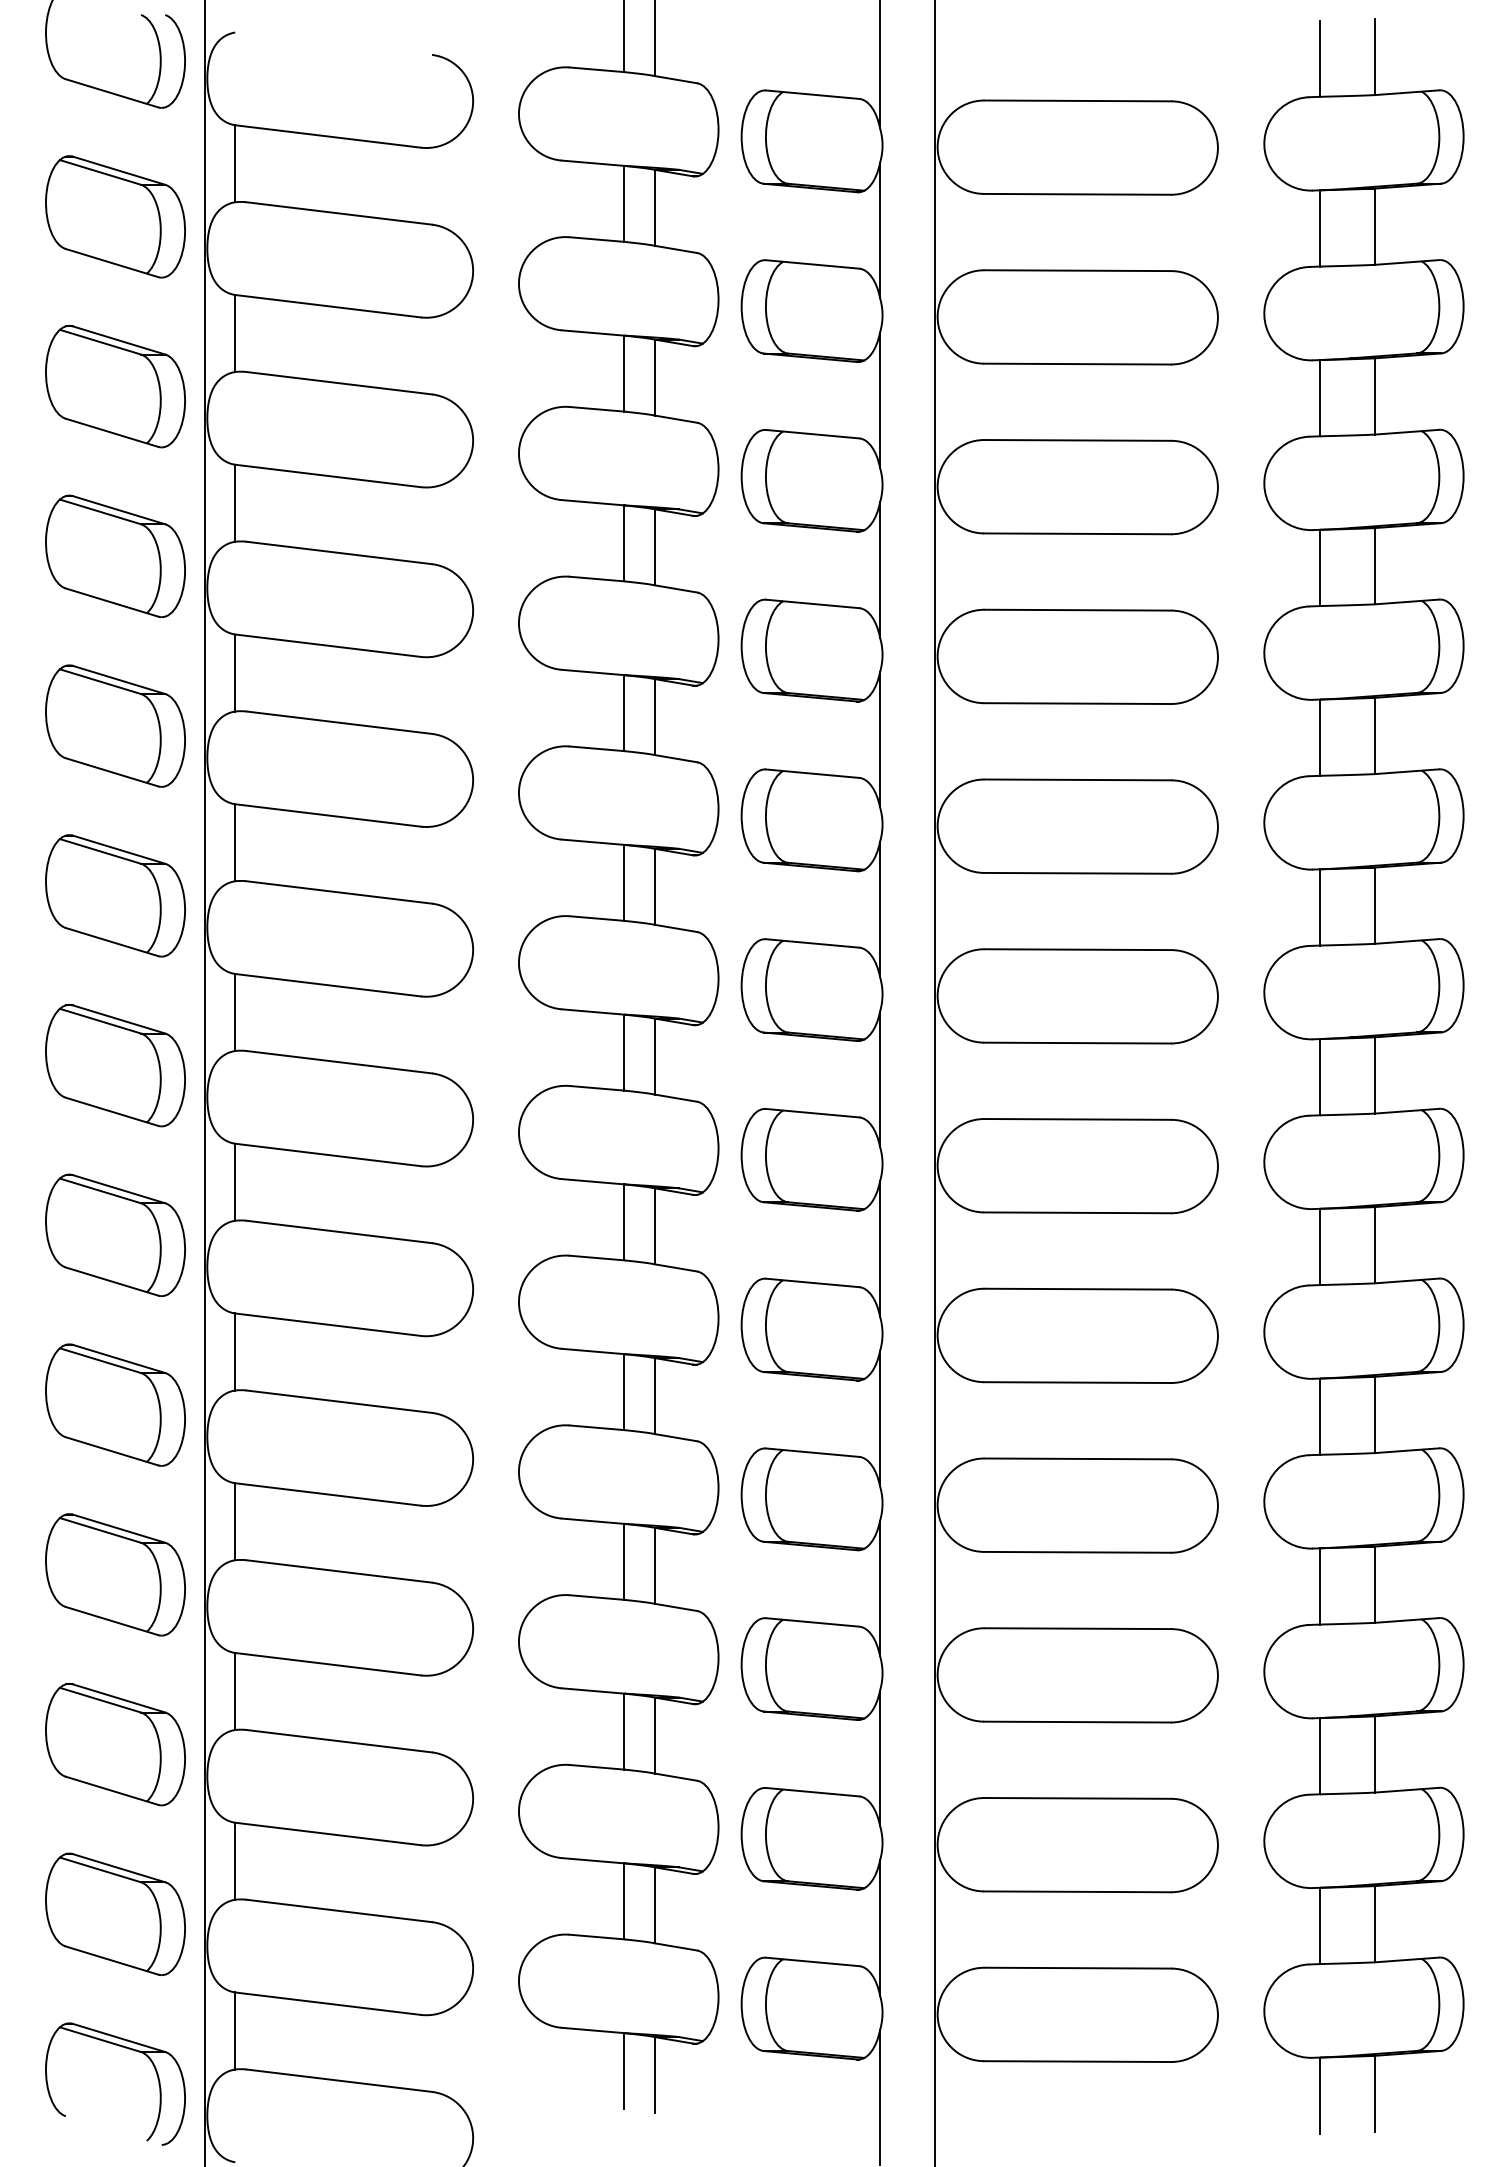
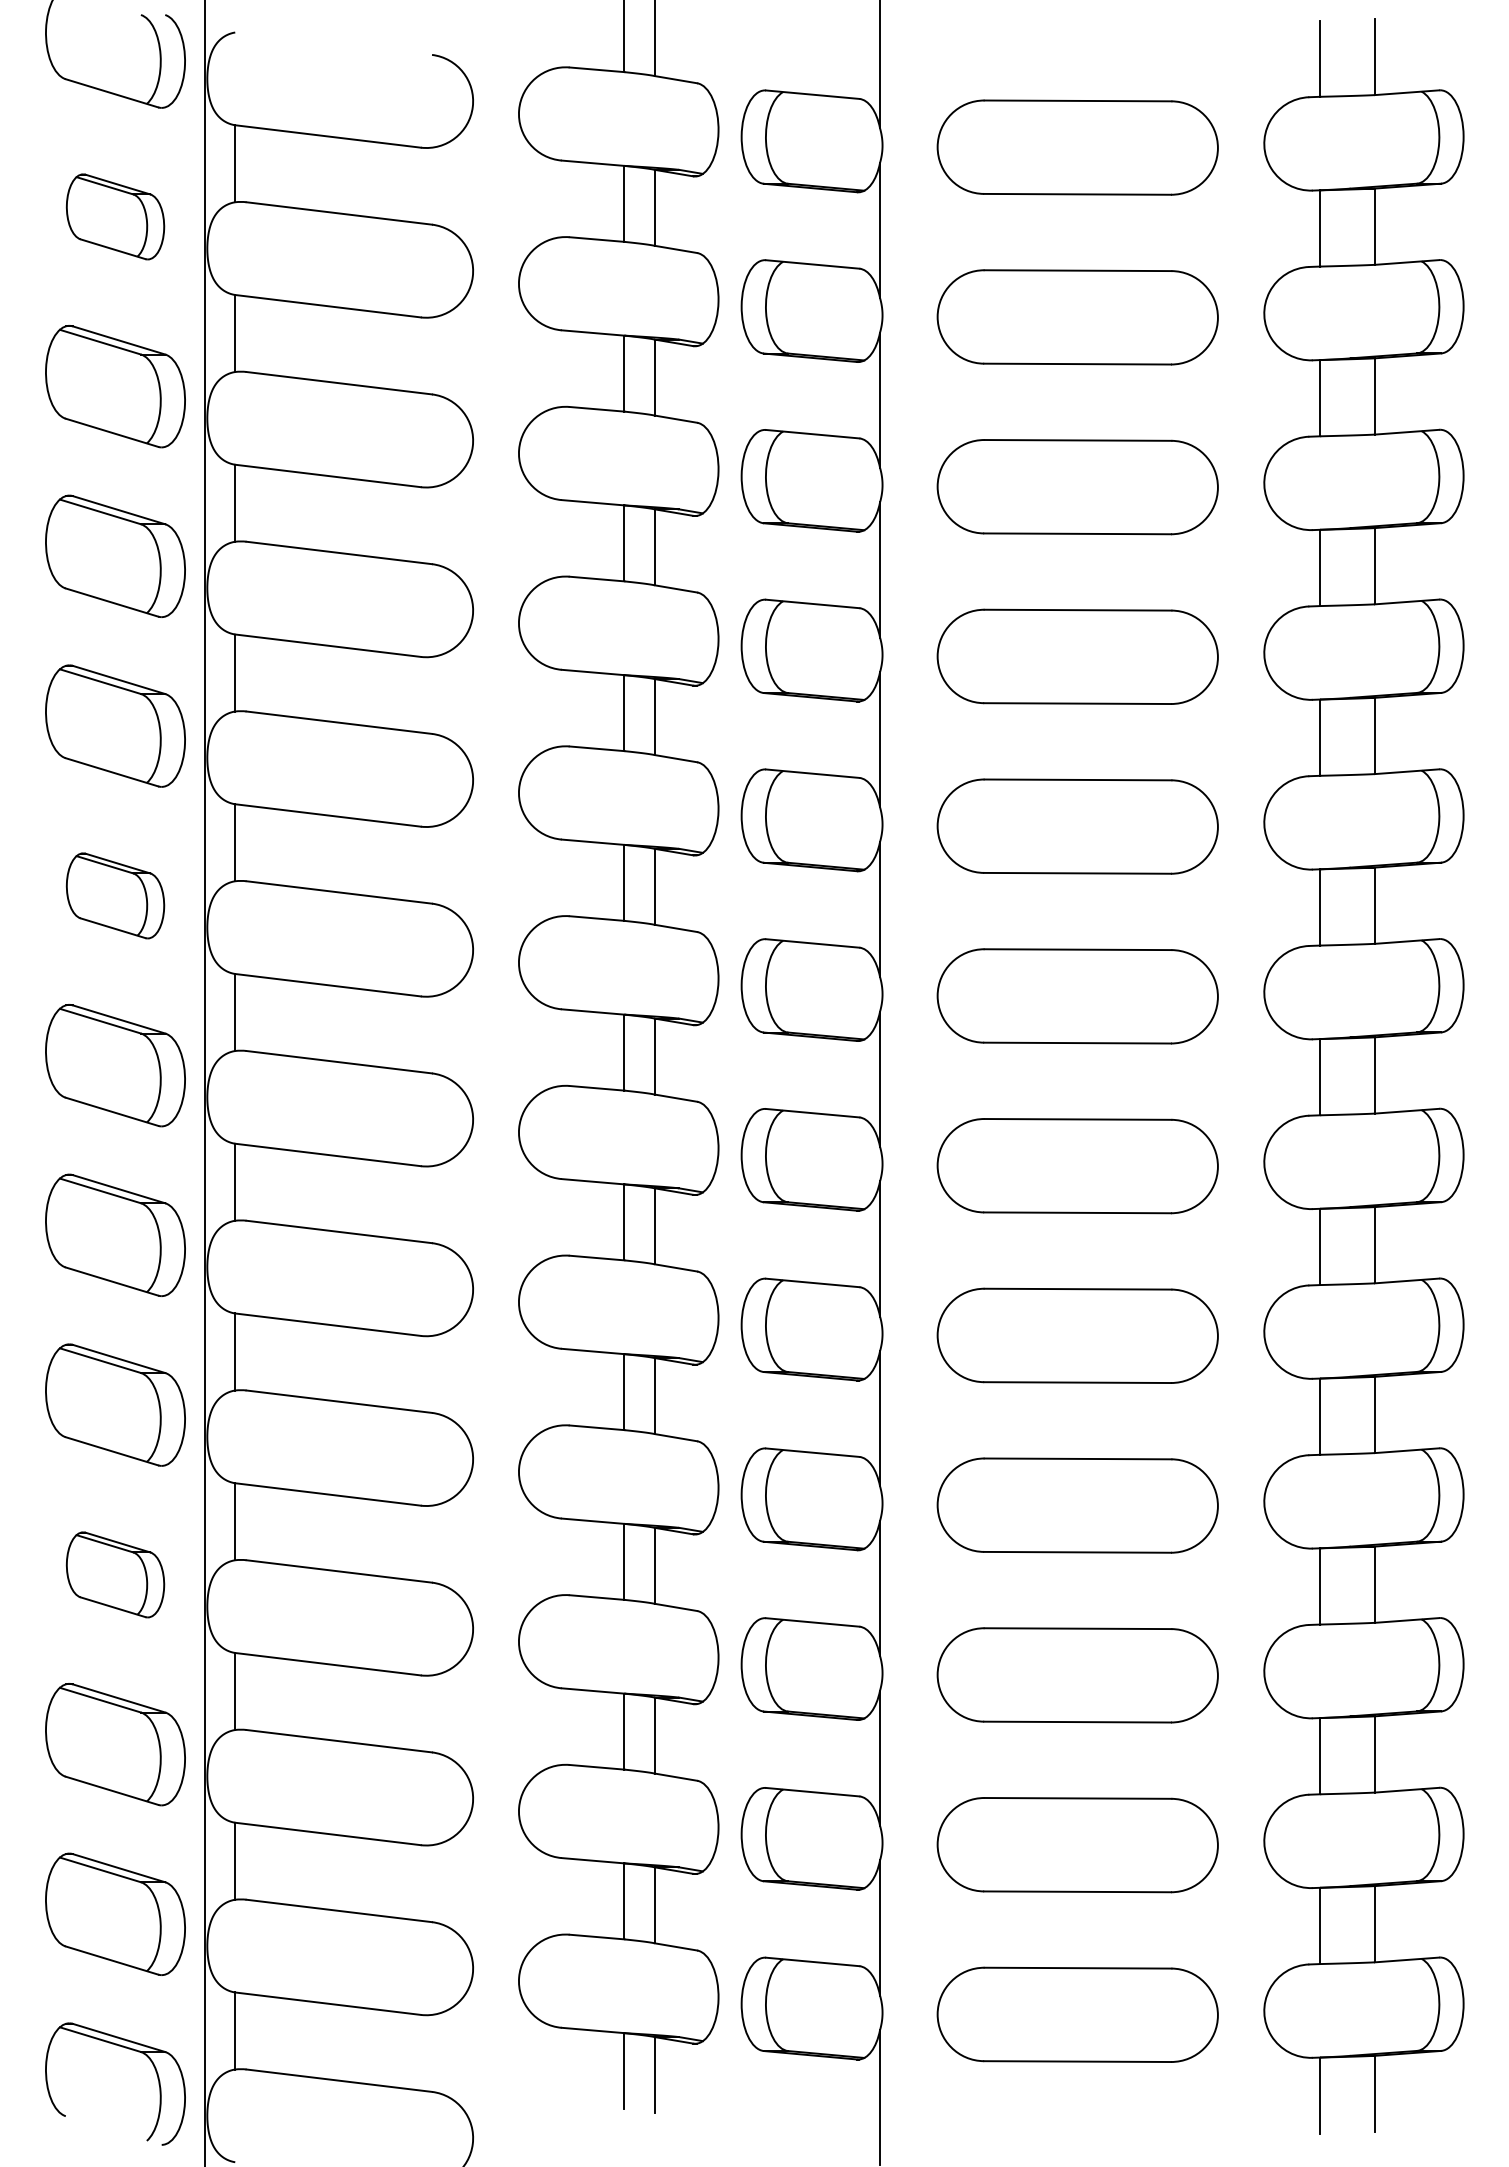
part size: 141x124 px -> 101x88 px (115, 216)
part size: 141x124 px -> 101x88 px (115, 895)
line: present -> none (934, 1082)
part size: 141x124 px -> 101x88 px (115, 1574)
